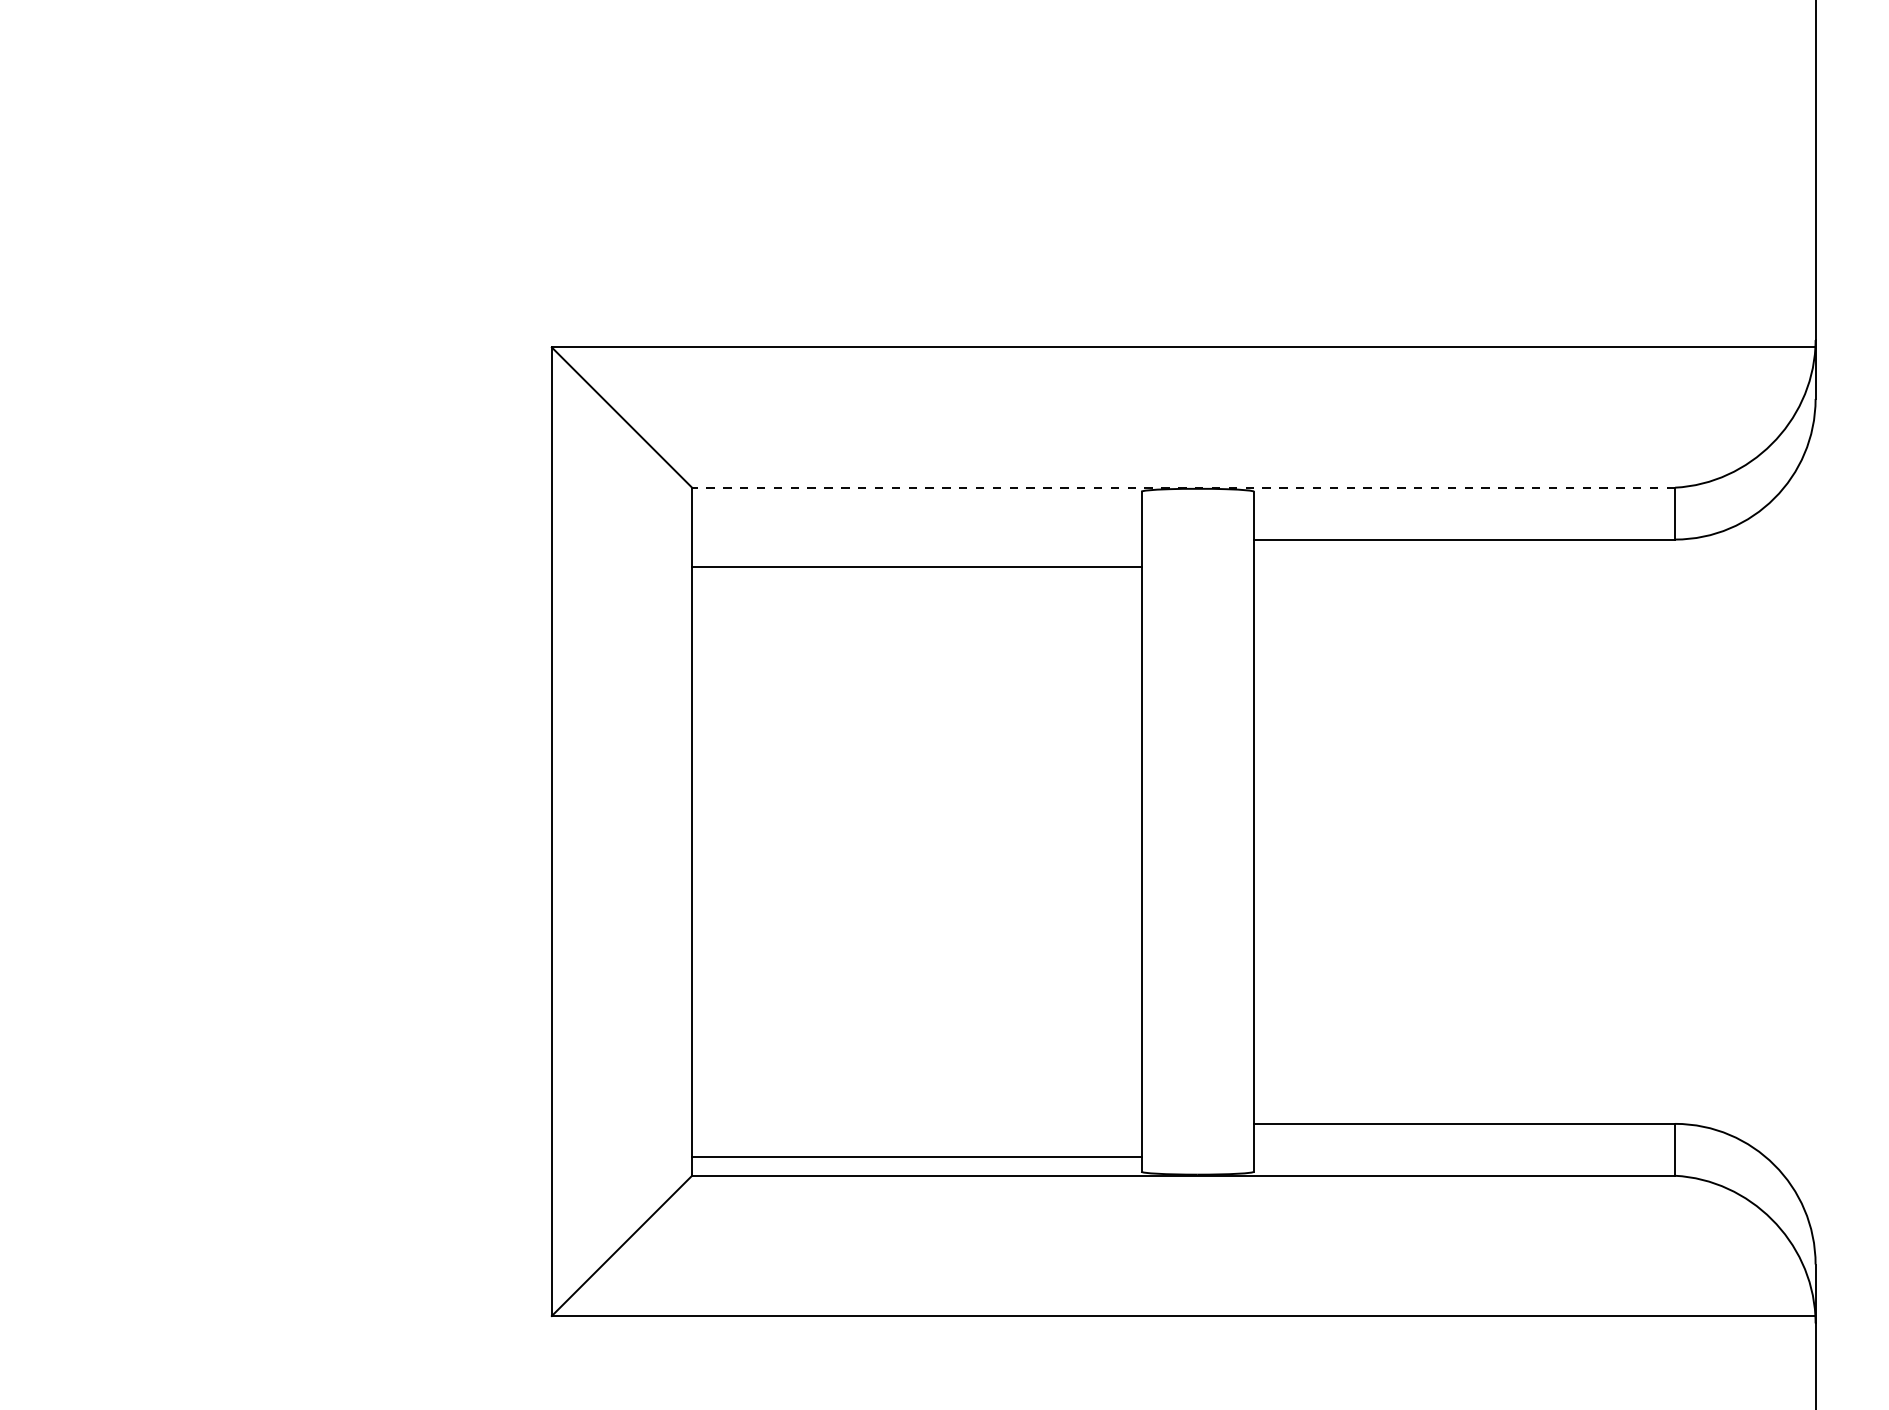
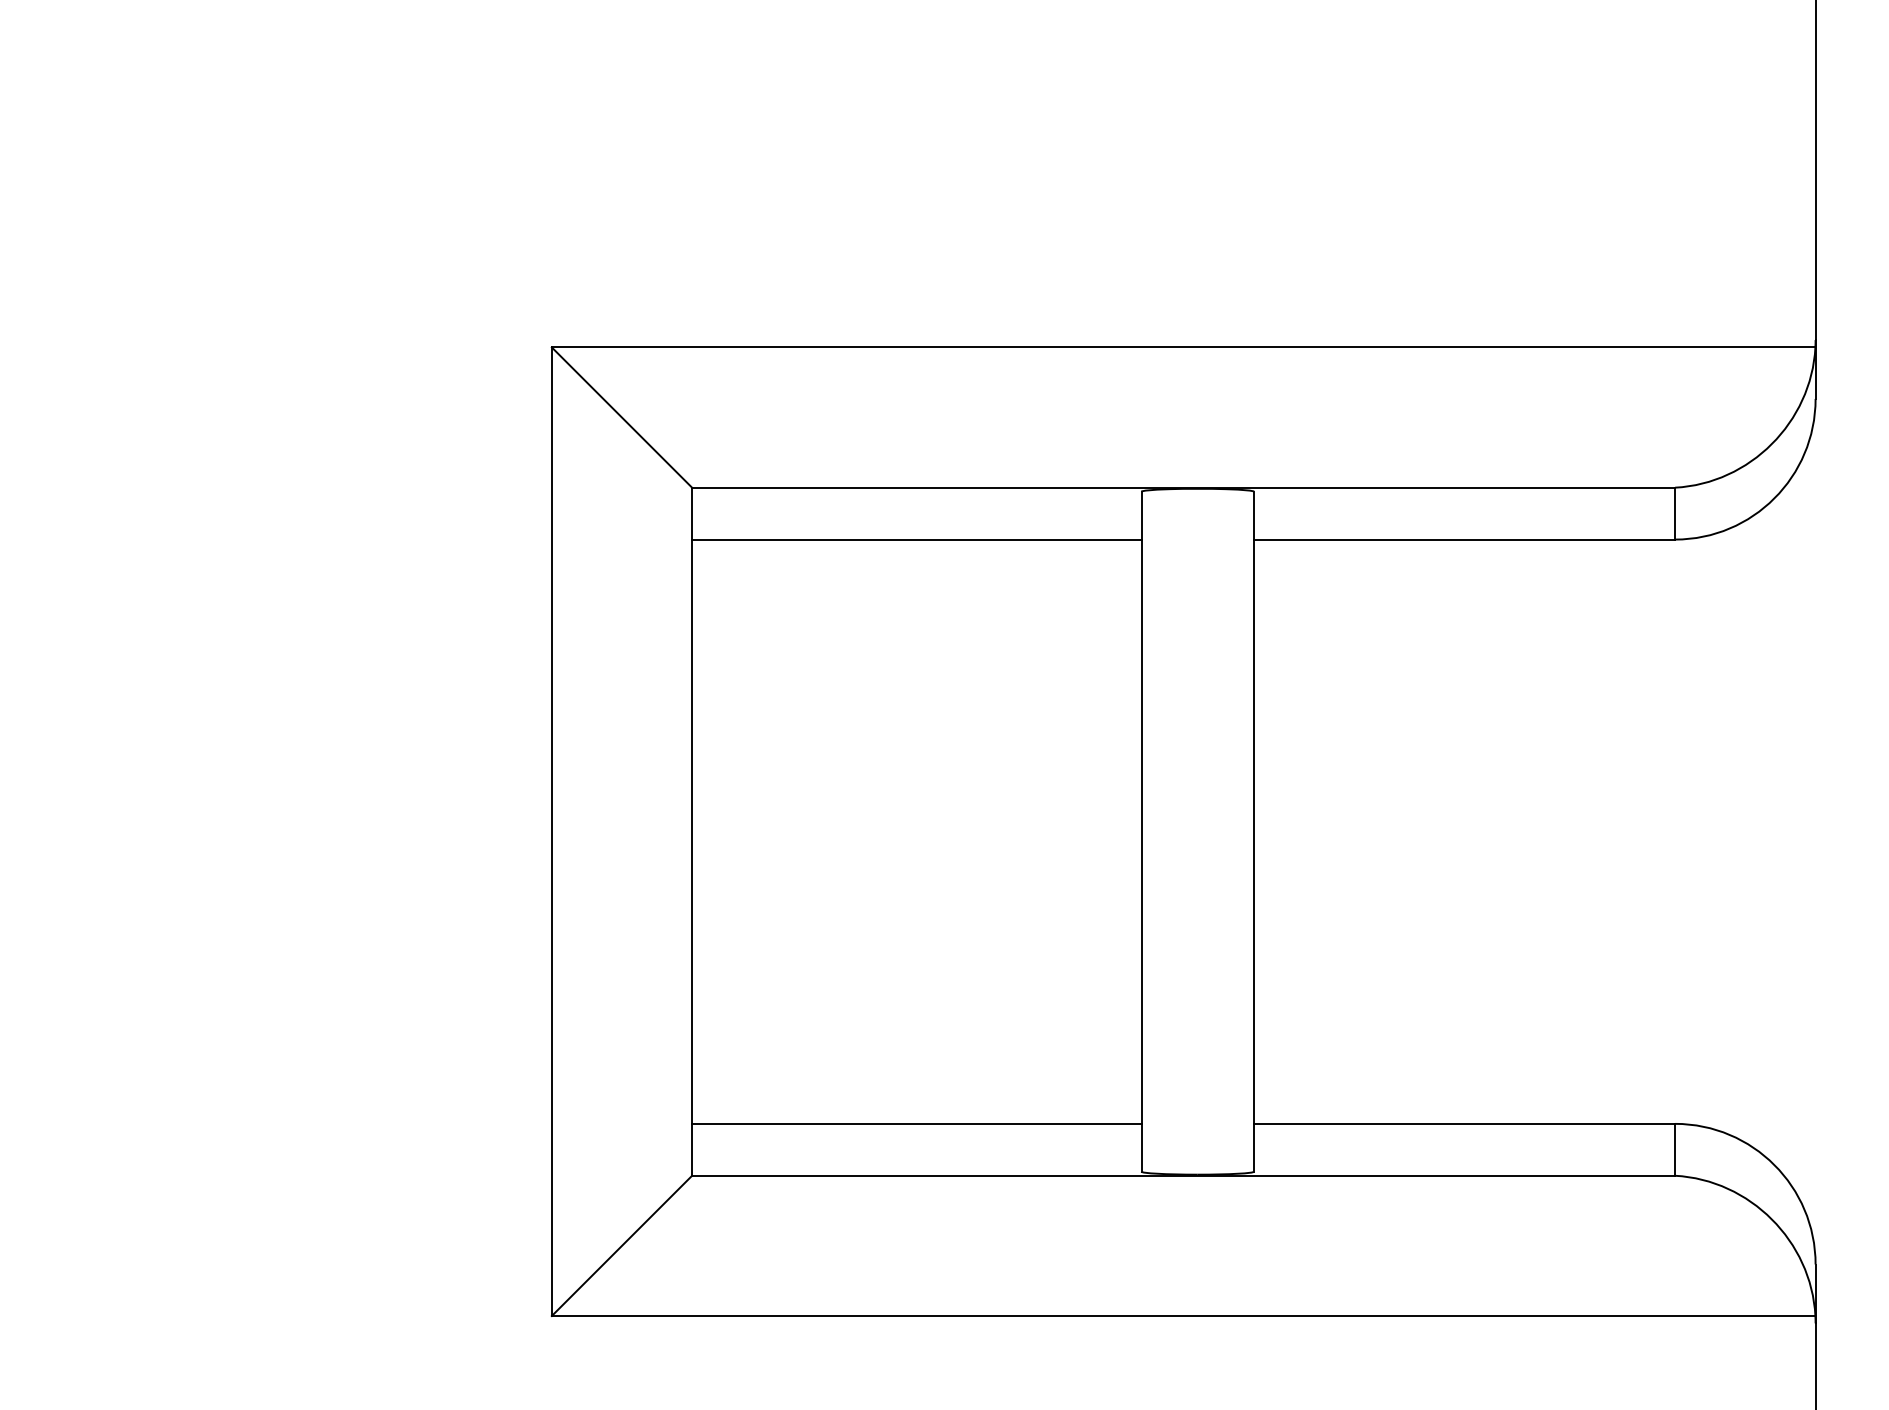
line: dashed -> solid (1183, 487)
line position: (916, 566) -> (916, 539) (916, 539)
line position: (916, 1156) -> (916, 1123) (916, 1123)
